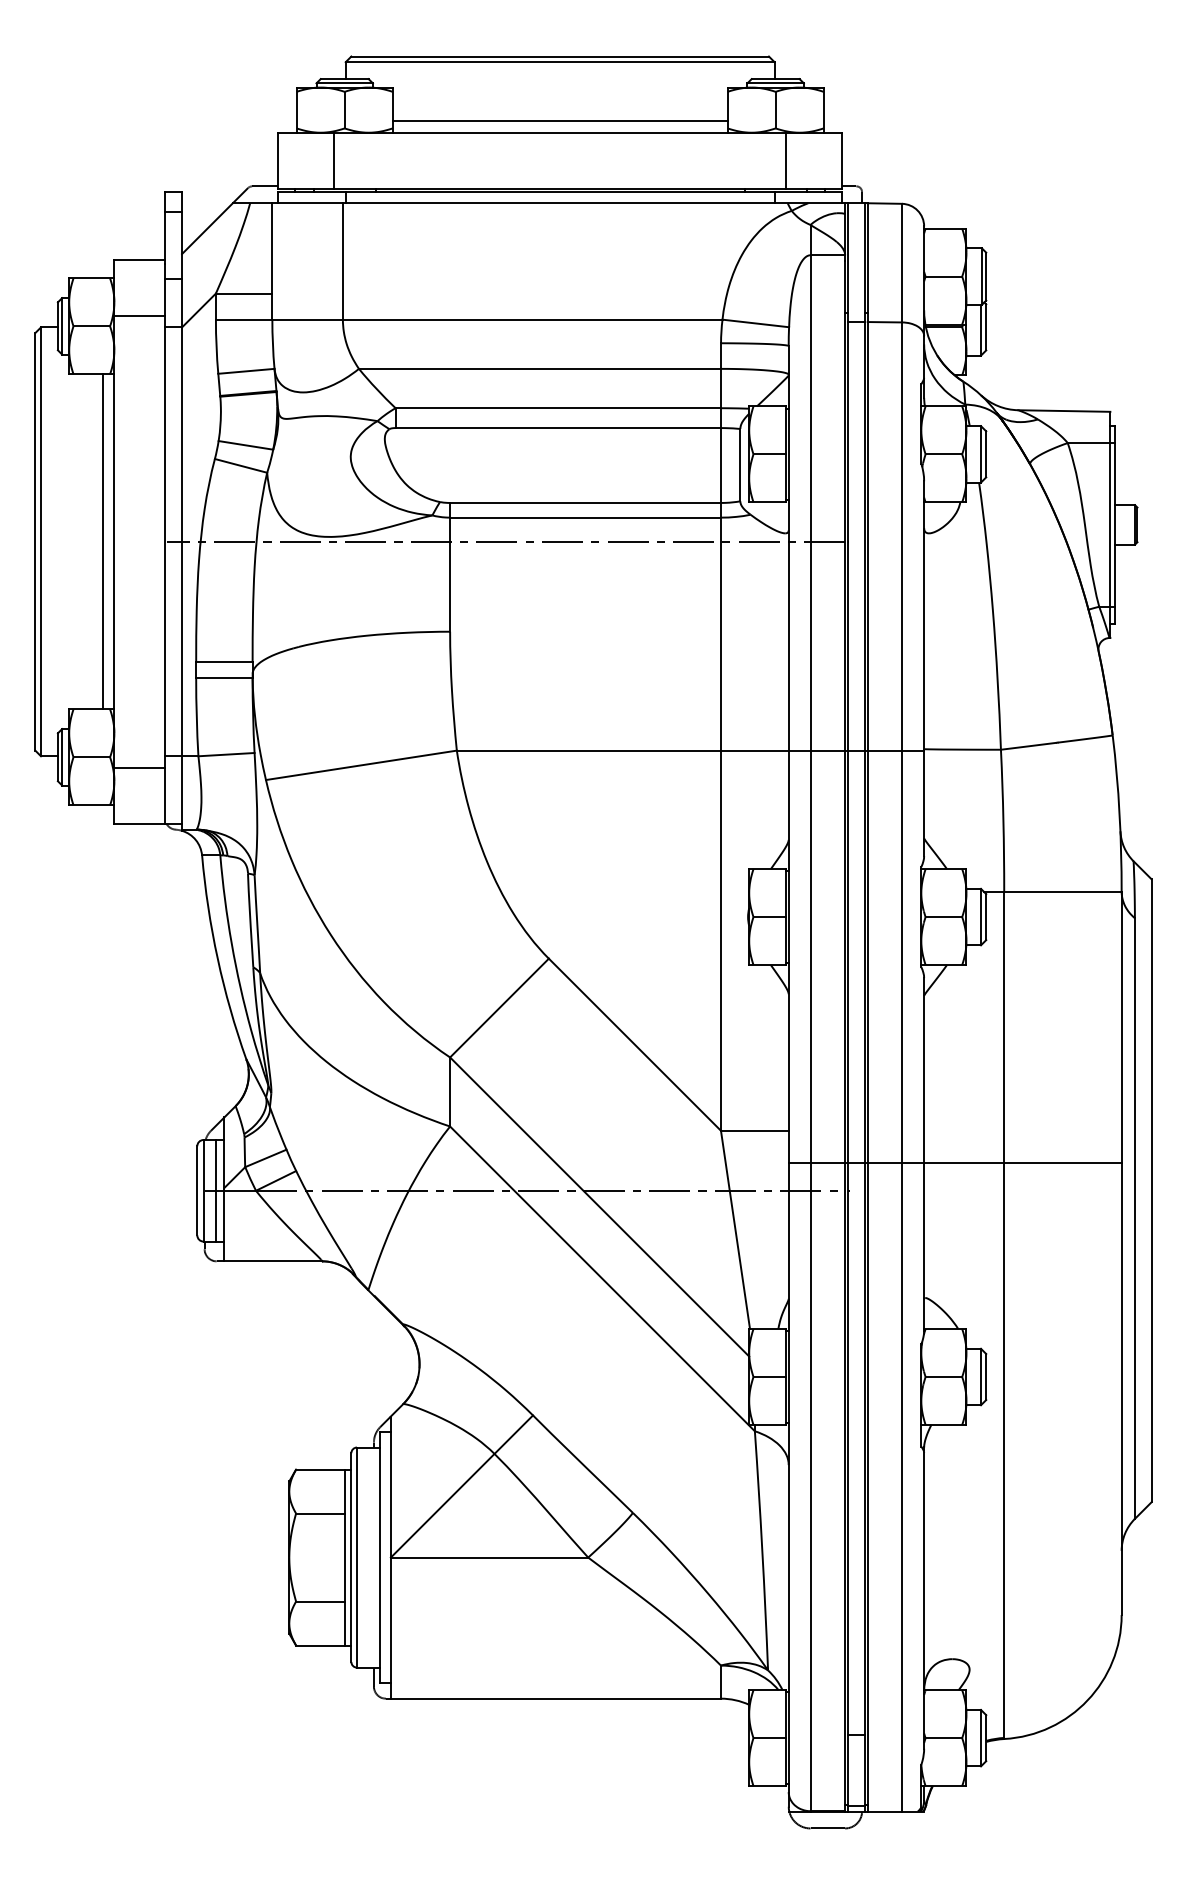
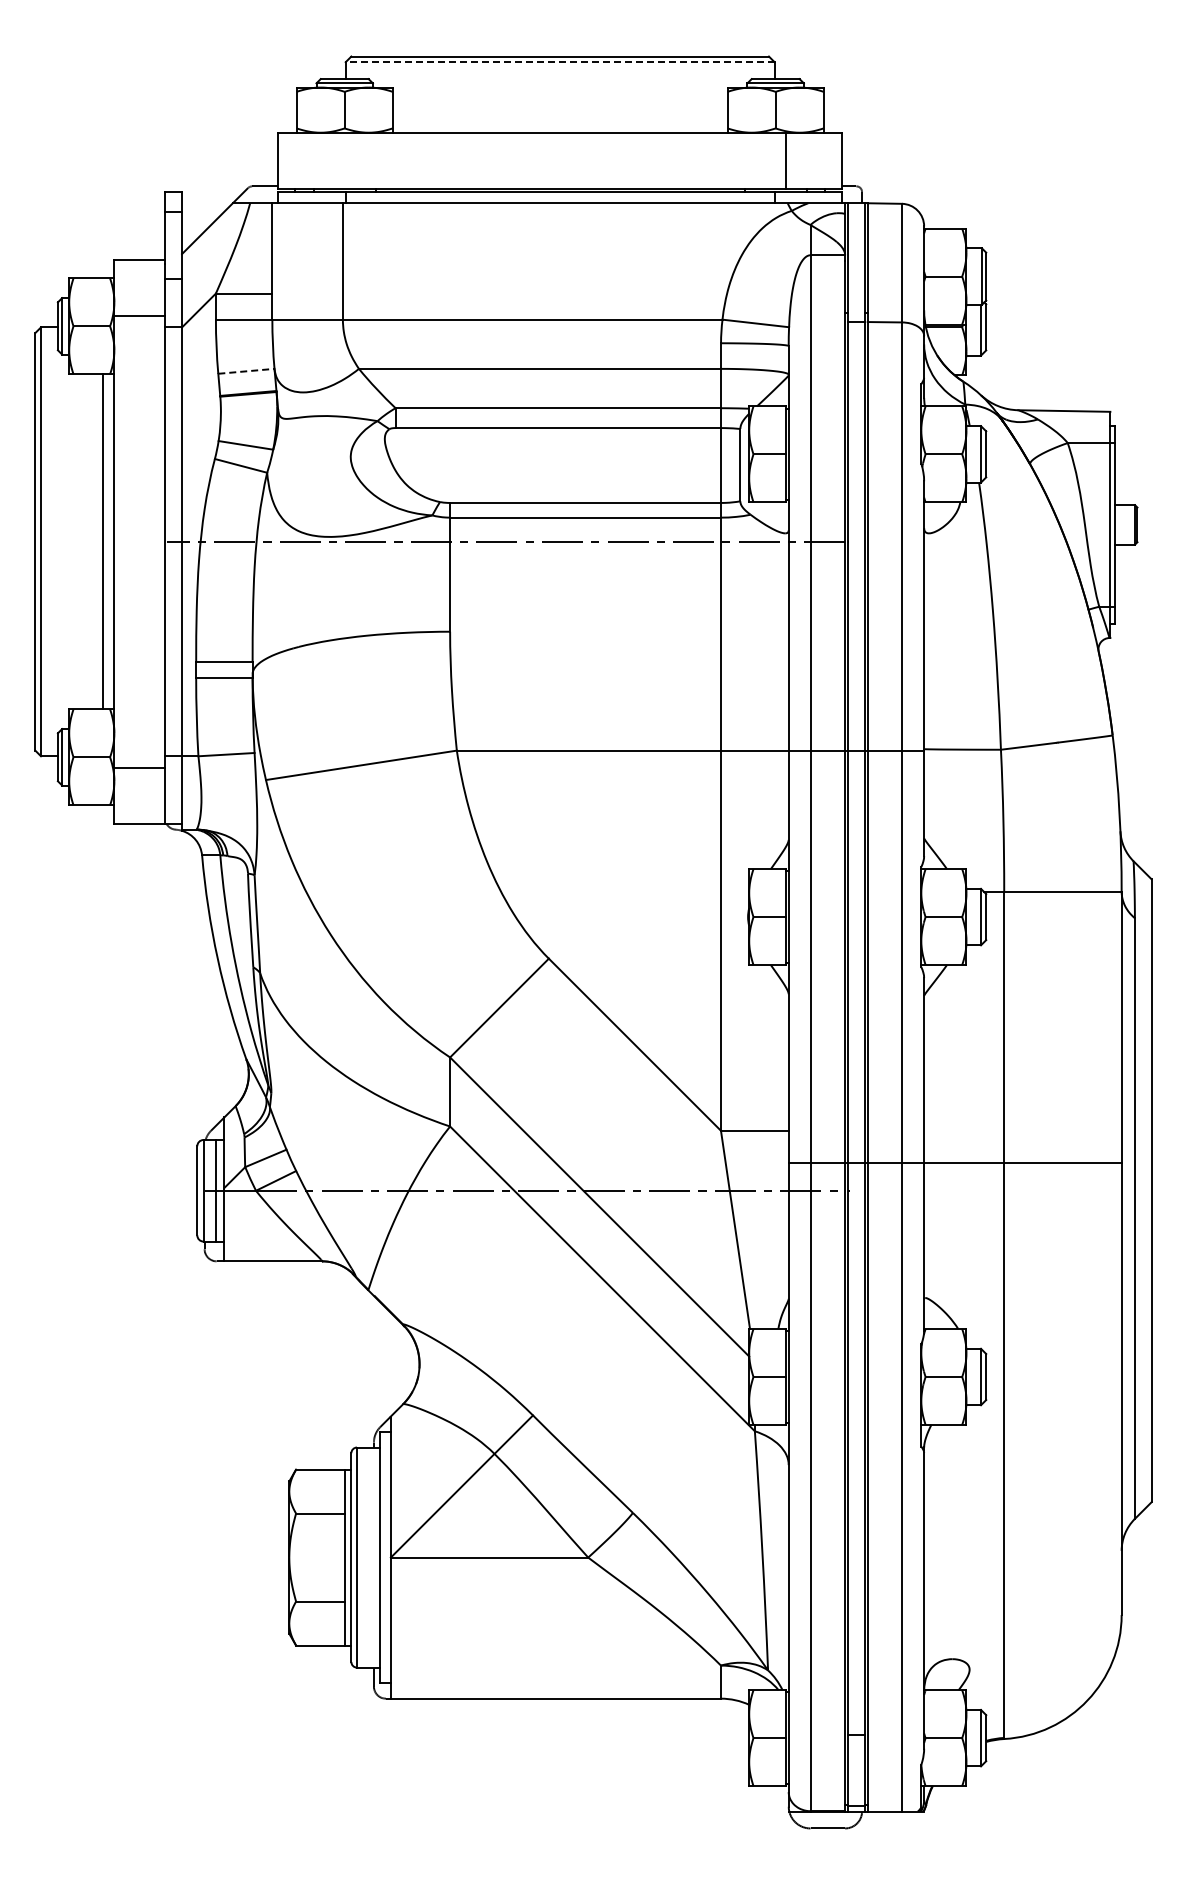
line: solid -> dashed (559, 62)
line: present -> none (559, 121)
line: present -> none (334, 160)
line: solid -> dashed (246, 371)
